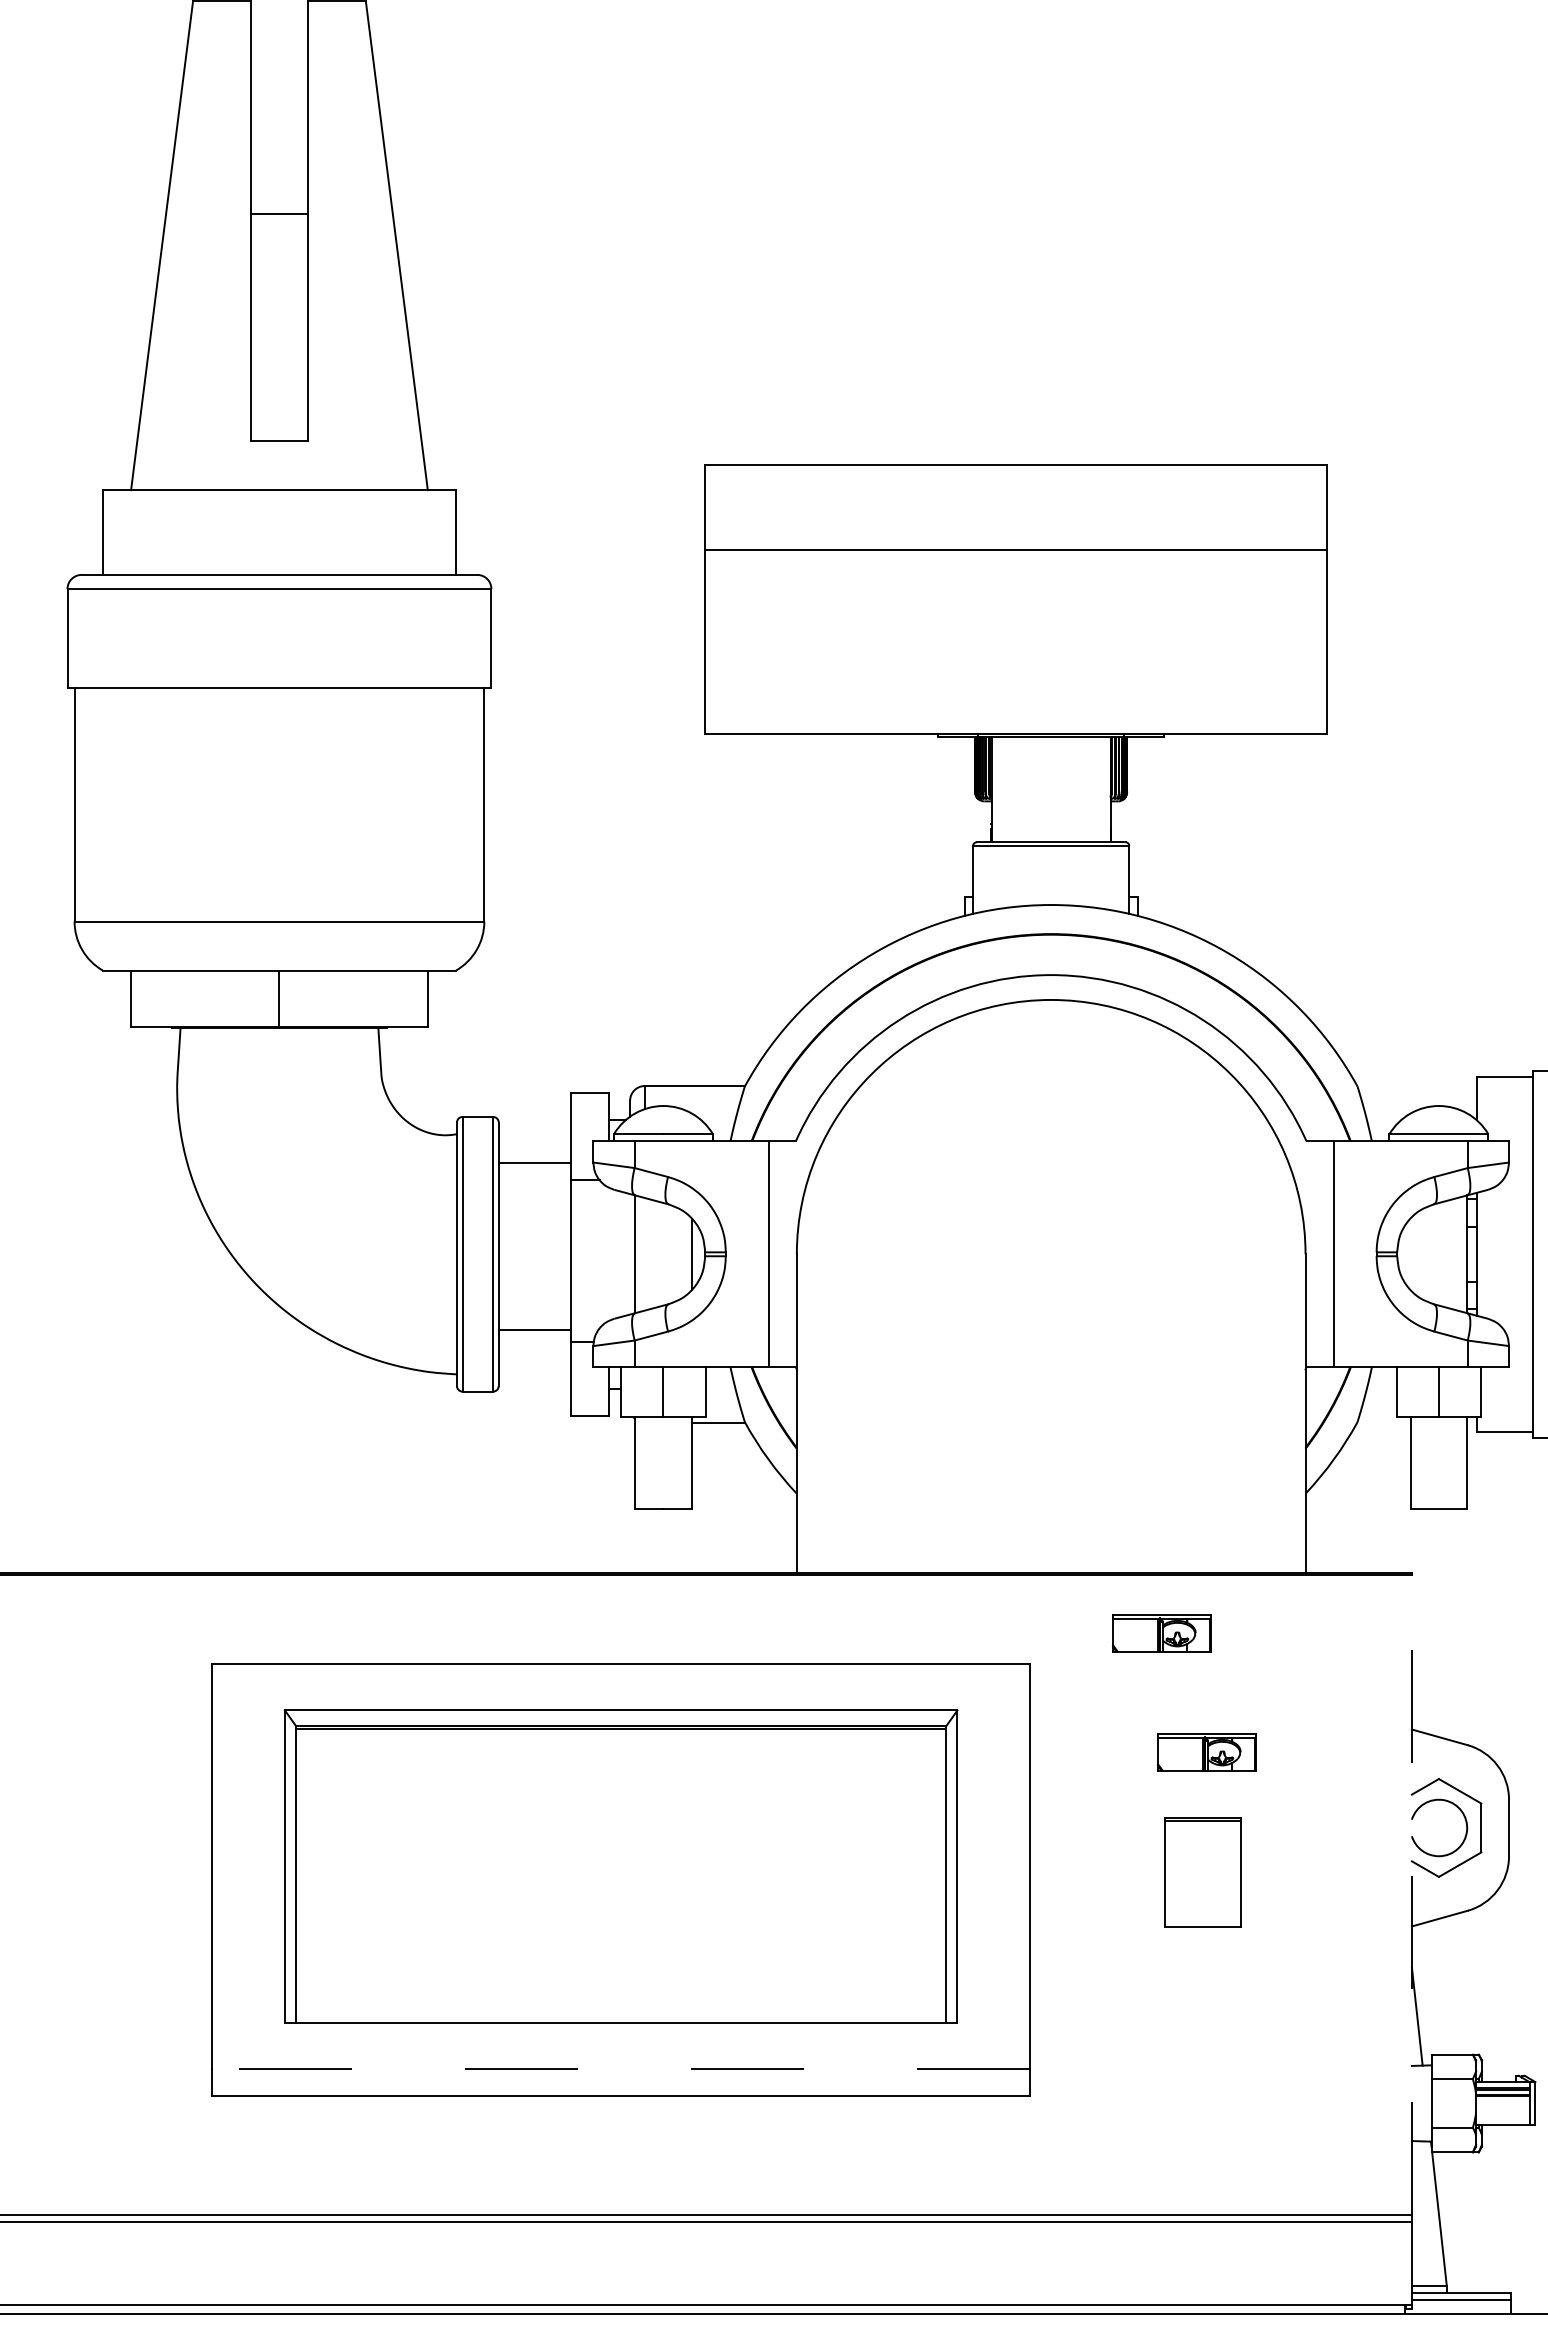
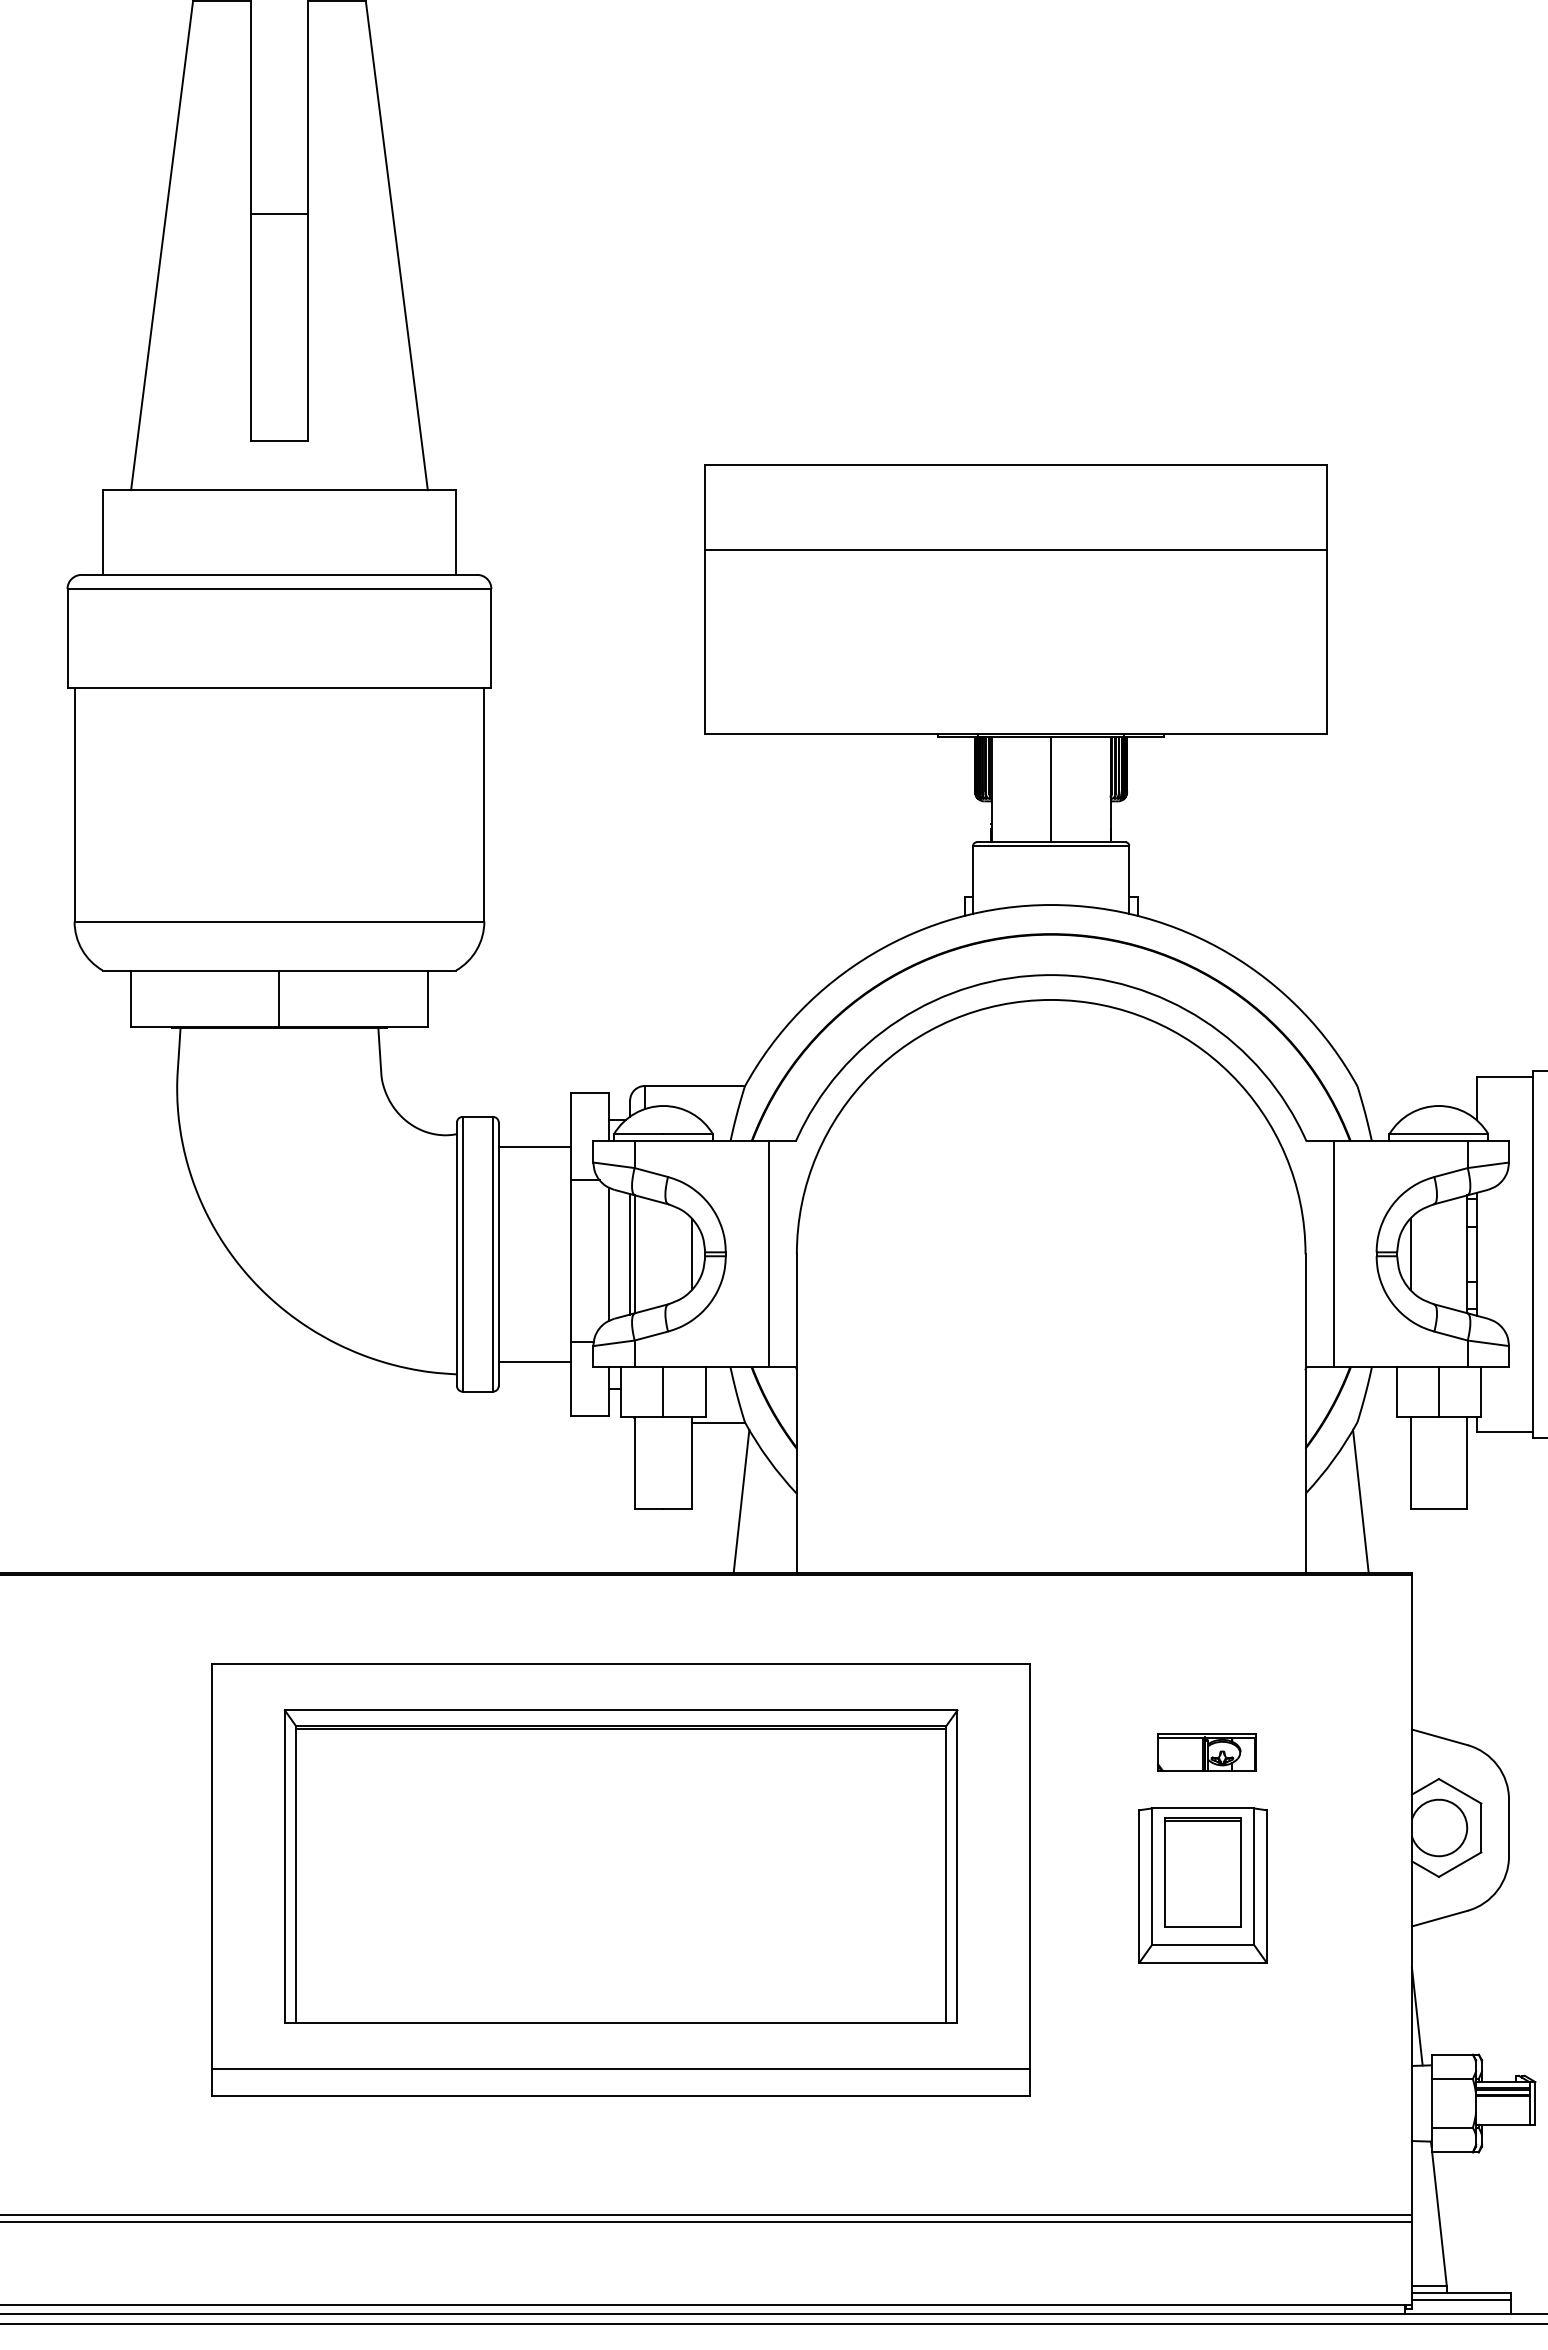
line: none -> present (1051, 789)
line position: (534, 1162) -> (534, 1146) (534, 1146)
line: none -> present (630, 1253)
line: none -> present (609, 1254)
line: none -> present (1410, 1254)
line position: (534, 1329) -> (534, 1361) (534, 1361)
line: none -> present (741, 1501)
line: none -> present (1360, 1501)
part: present -> none (1161, 1633)
part: none -> present (1202, 1885)
line: dashed -> solid (1411, 1894)
line: dashed -> solid (620, 2068)
line: none -> present (773, 2324)
